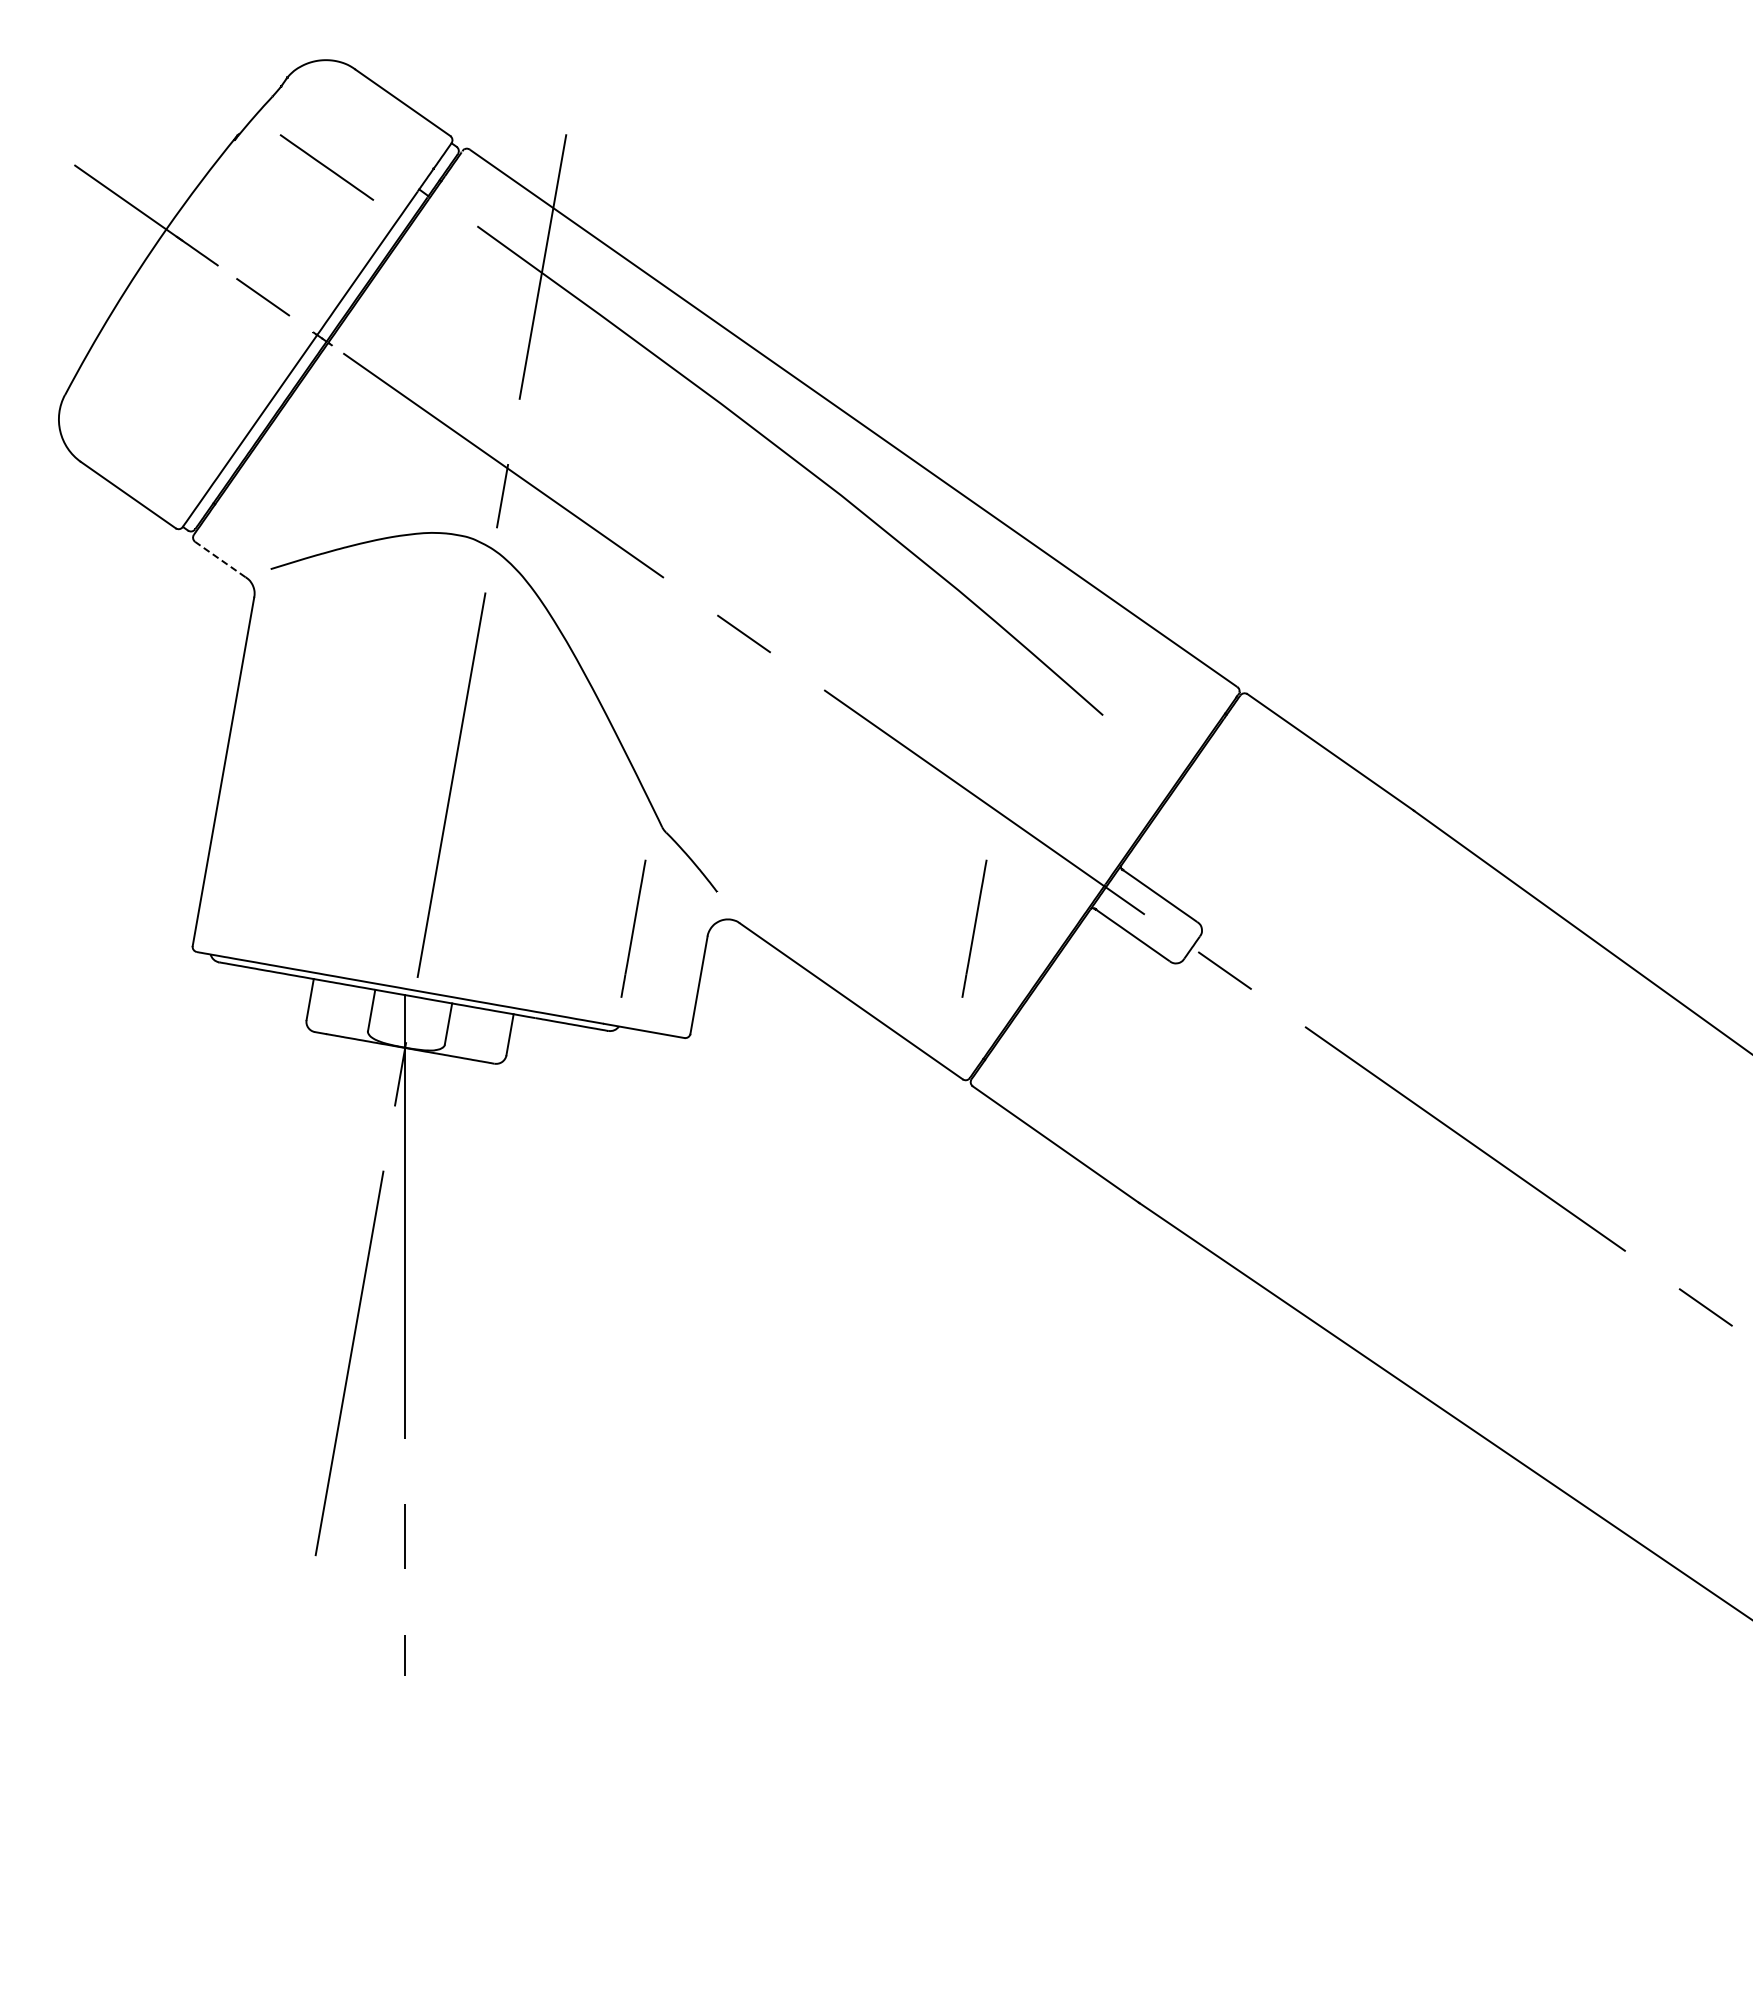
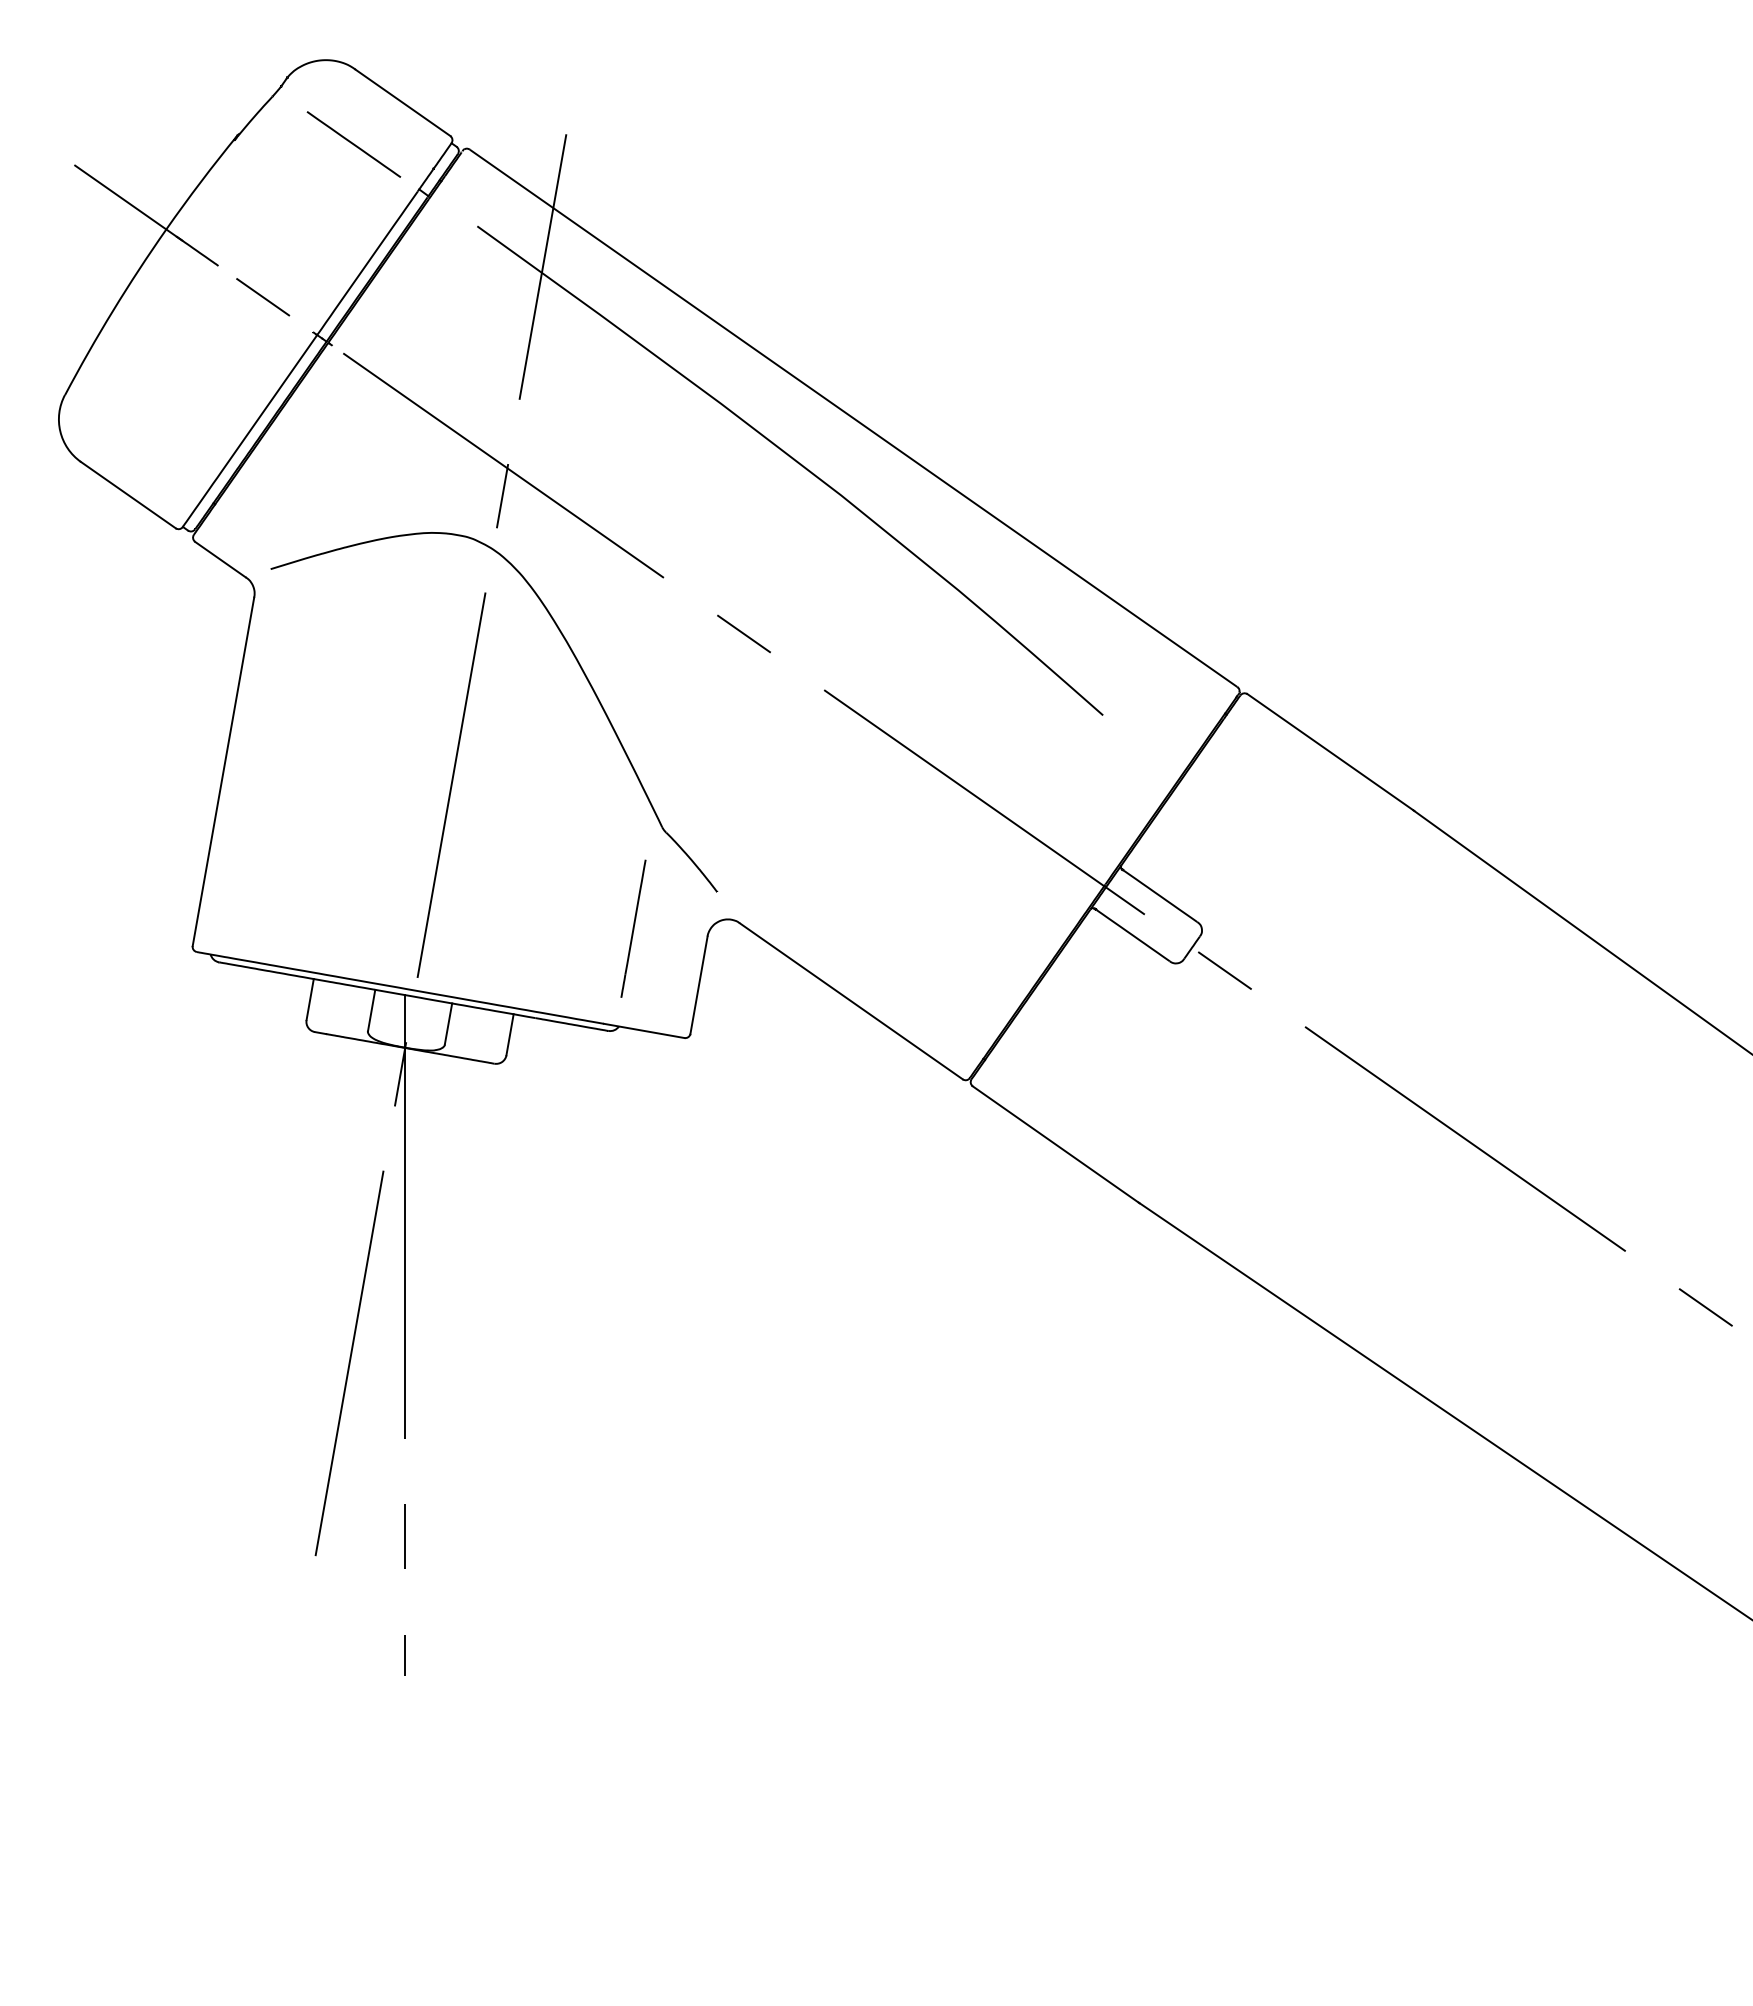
line position: (326, 167) -> (353, 144) (353, 144)
line: dashed -> solid (220, 559)
line: present -> none (974, 928)
